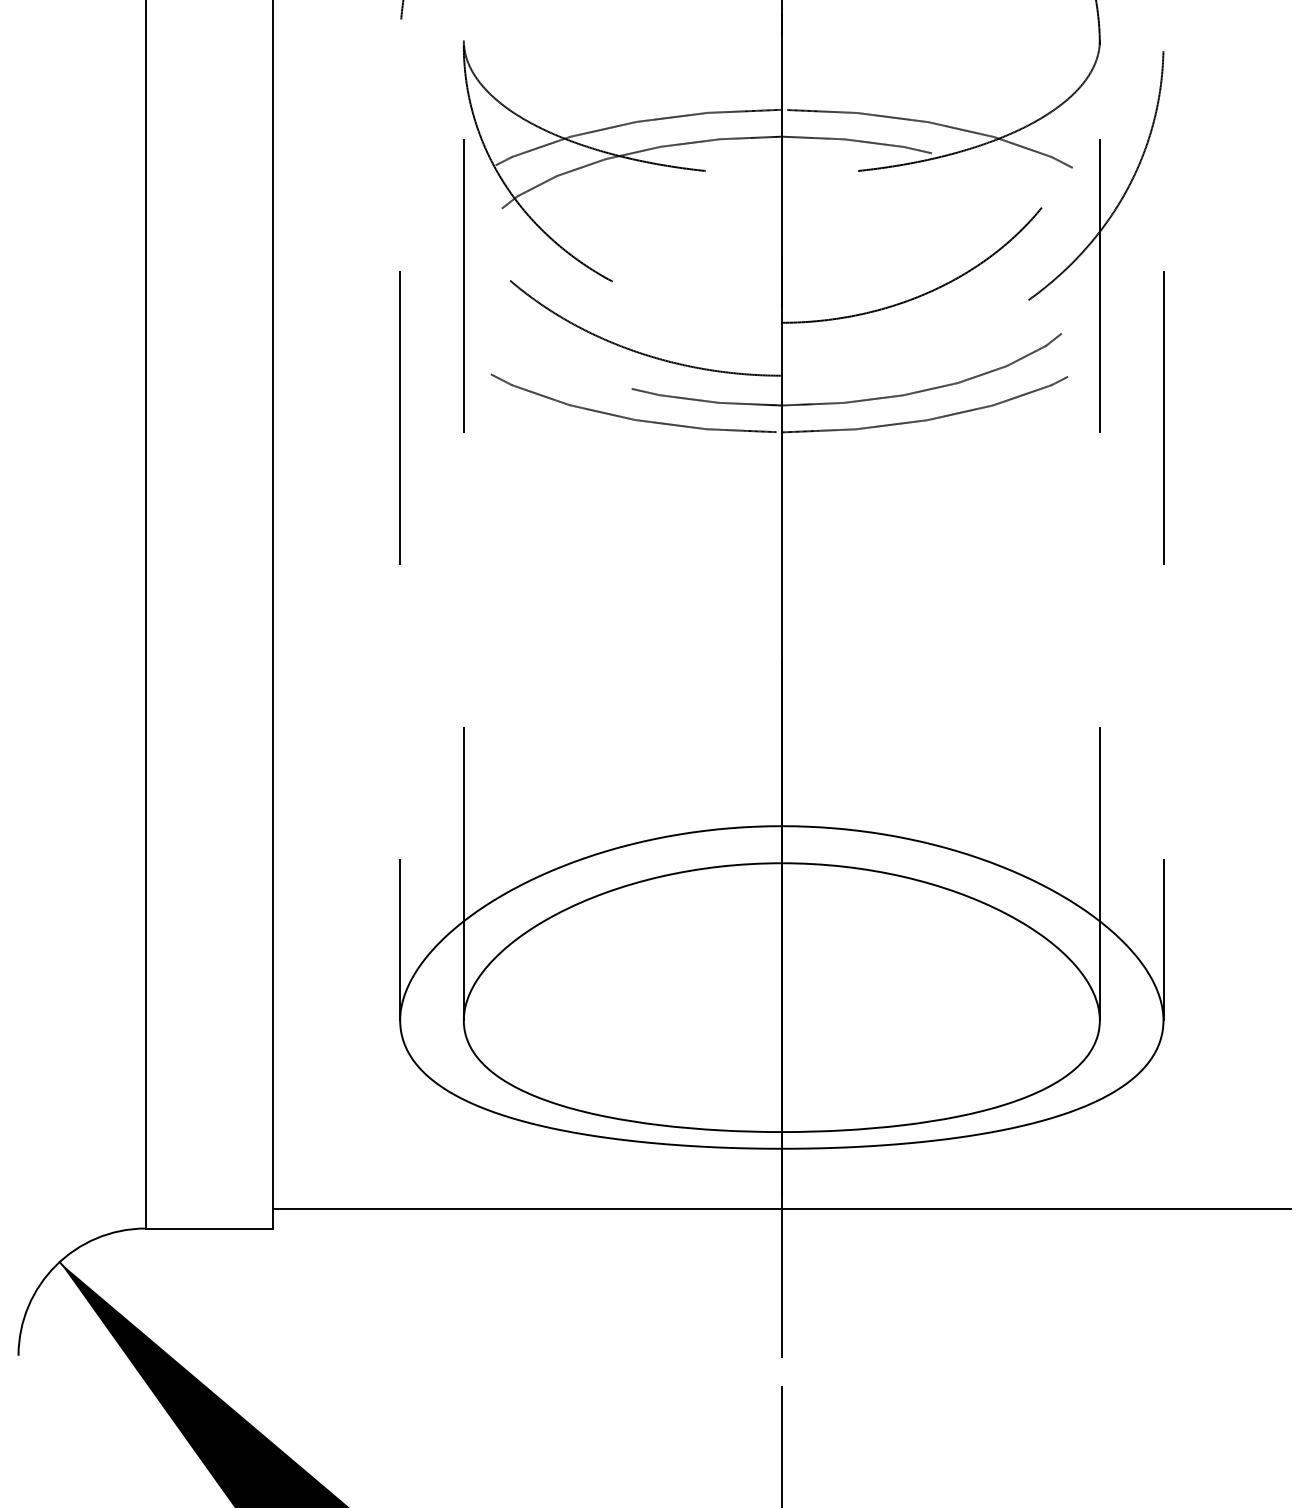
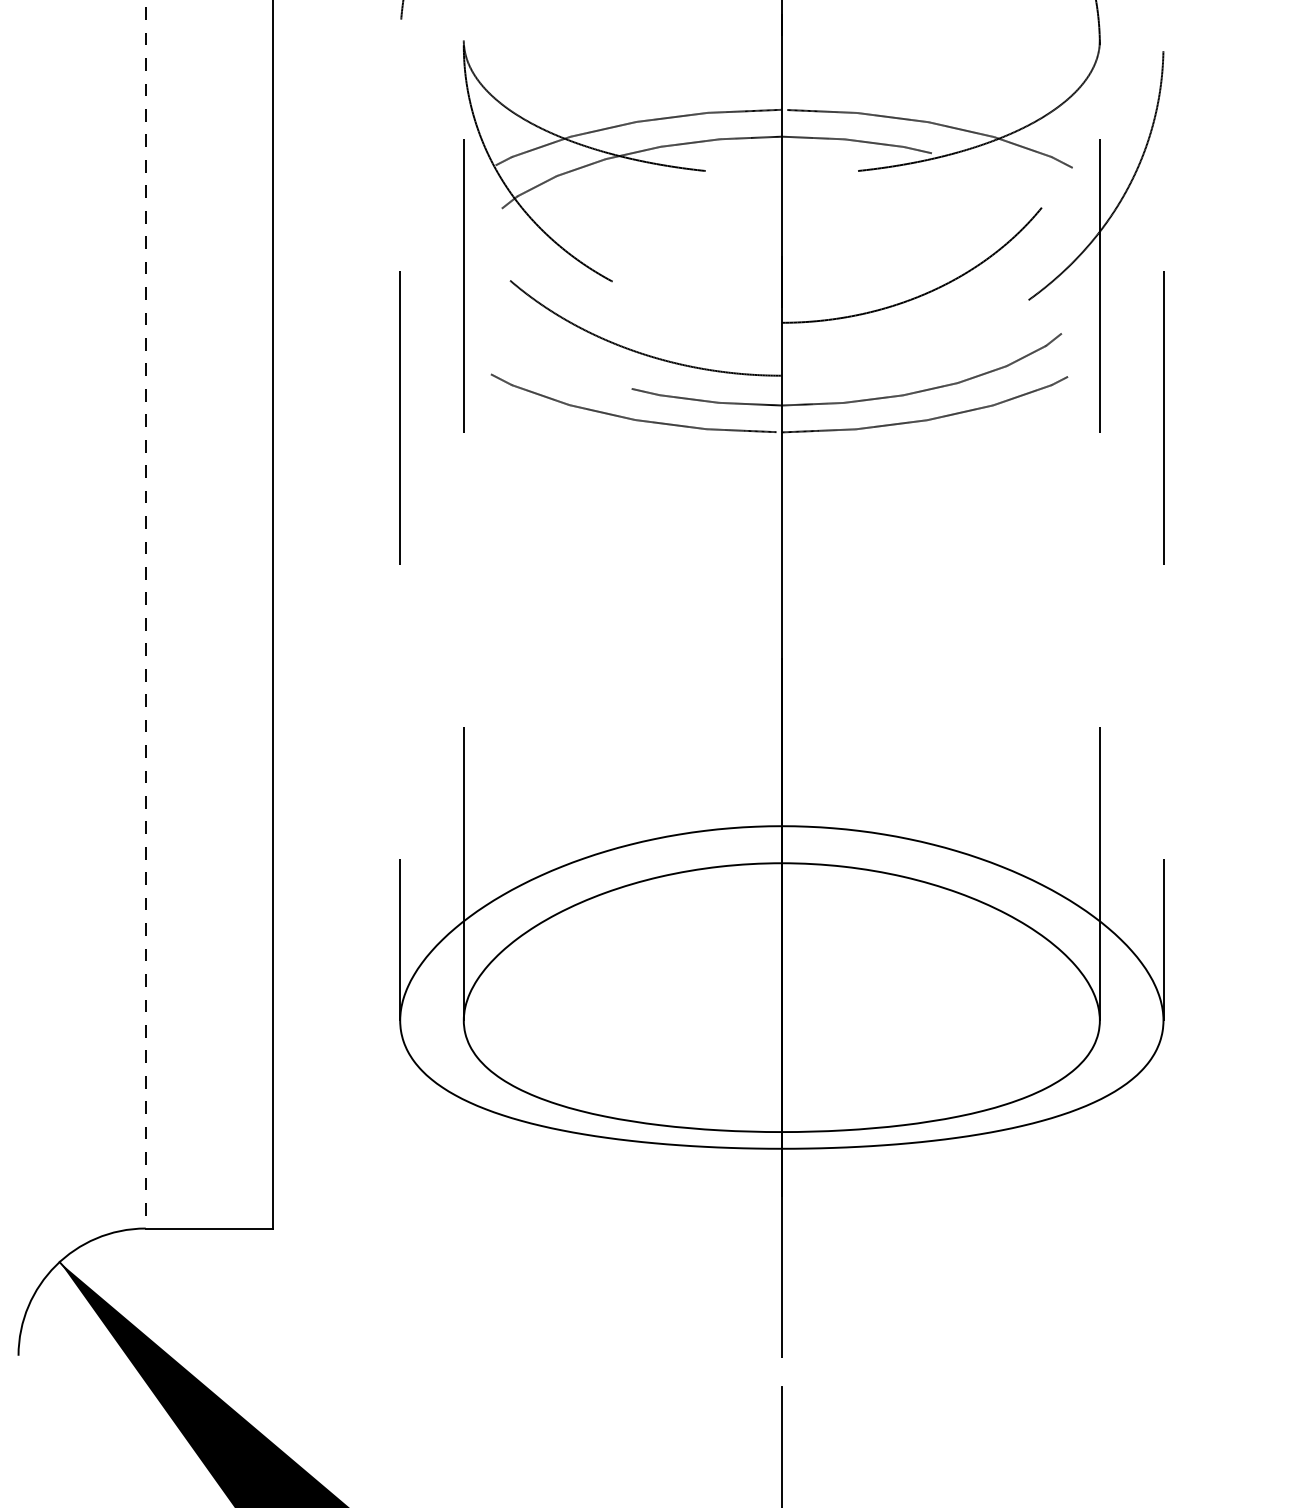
line: solid -> dashed (145, 614)
line: present -> none (781, 1209)
